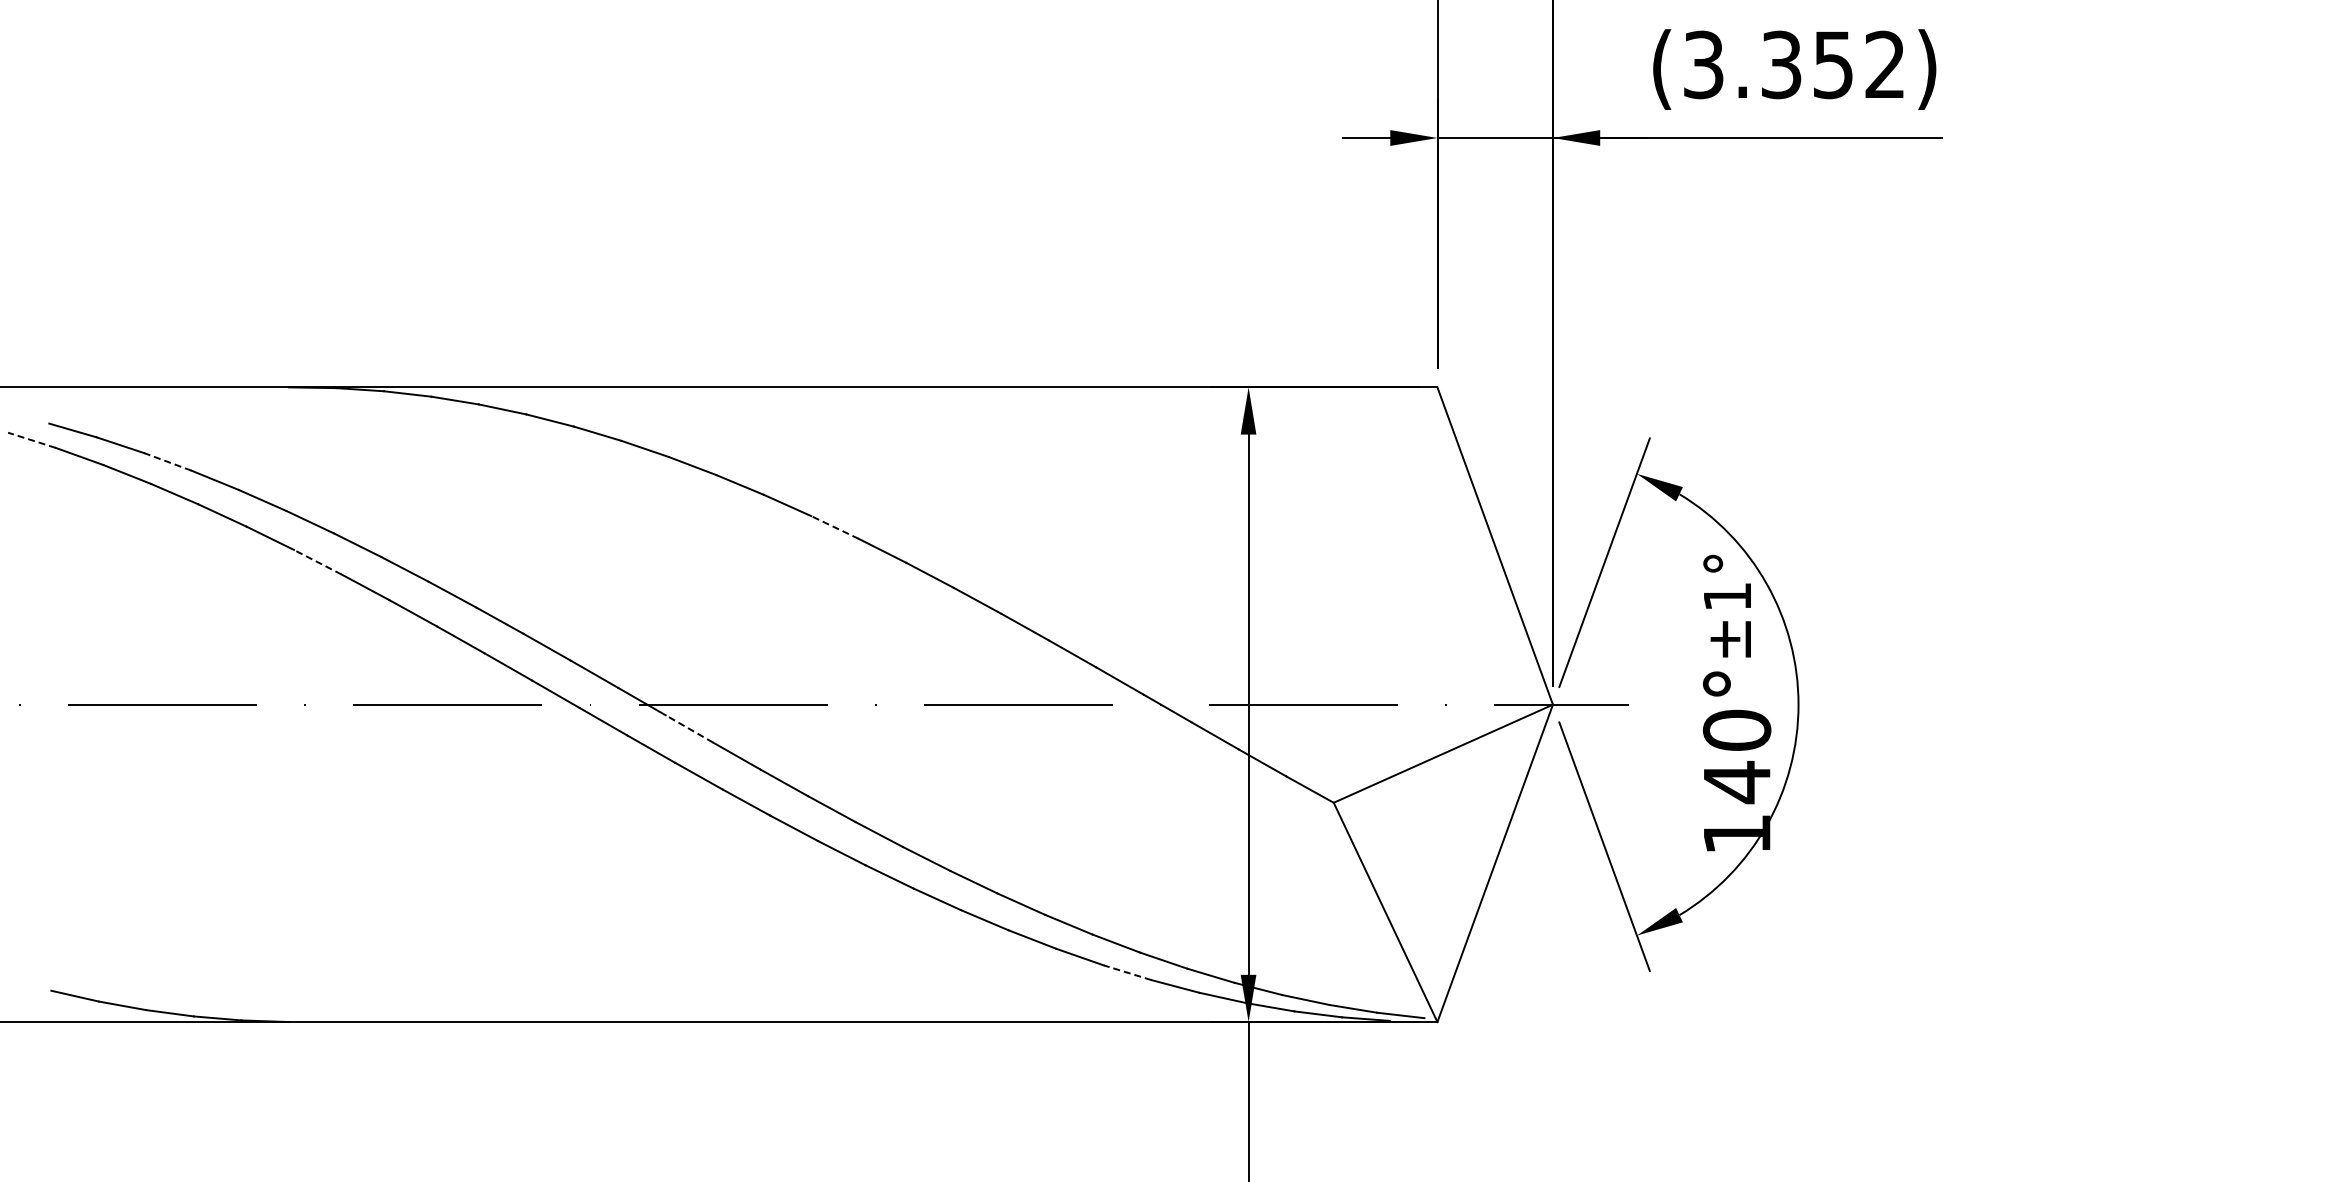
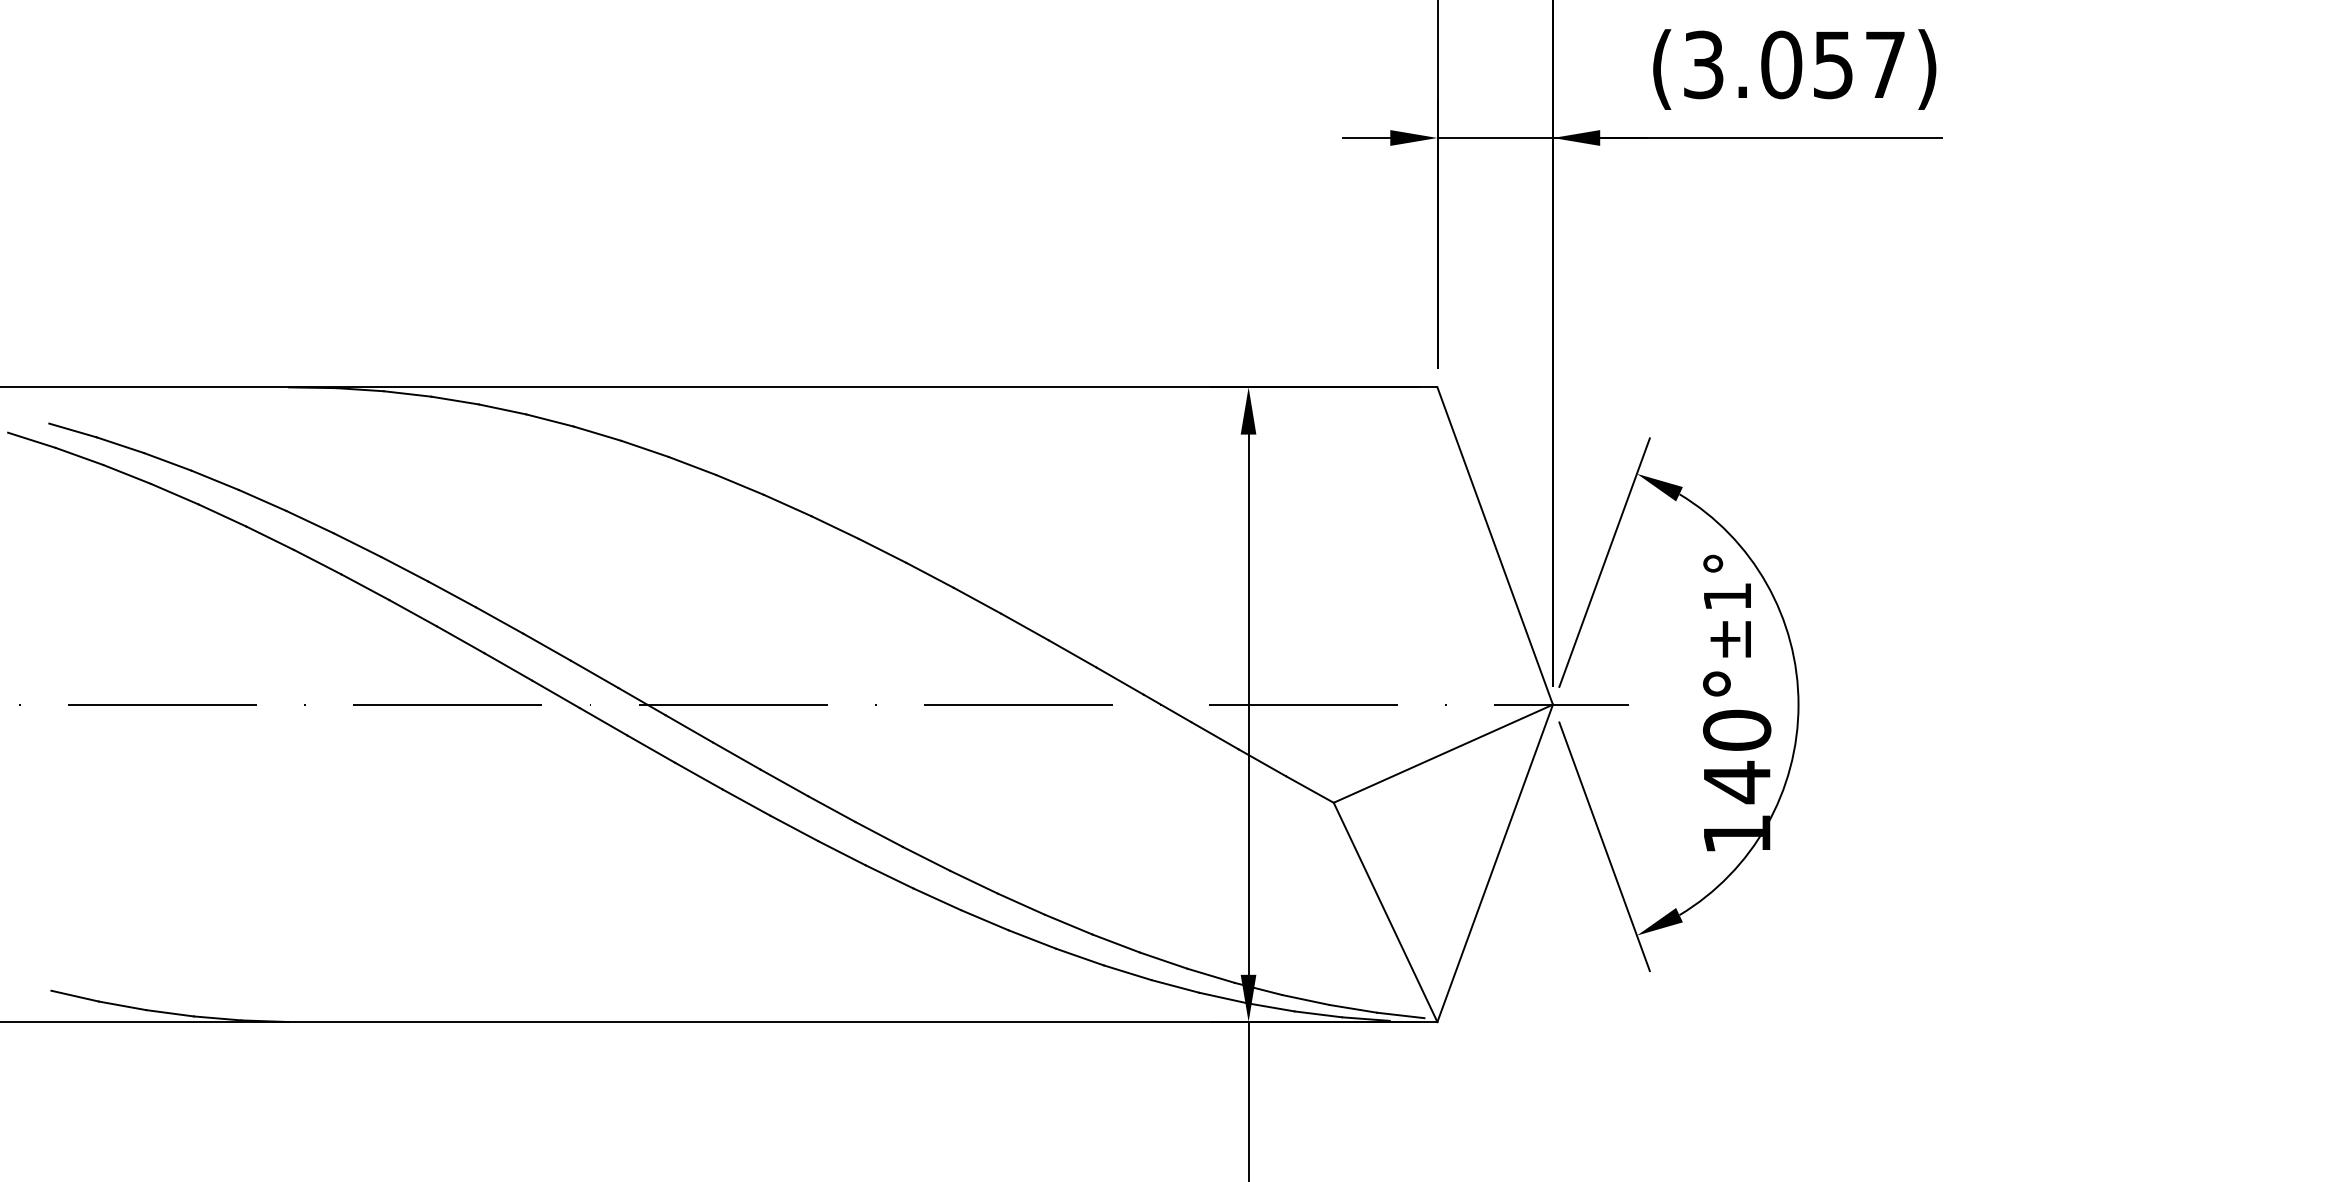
text: (3.352) -> (3.057) (1832, 64)
line: dashed -> solid (31, 440)
line: dashed -> solid (167, 461)
line: dashed -> solid (834, 527)
line: dashed -> solid (317, 562)
line: dashed -> solid (689, 728)
line: dashed -> solid (1127, 972)
